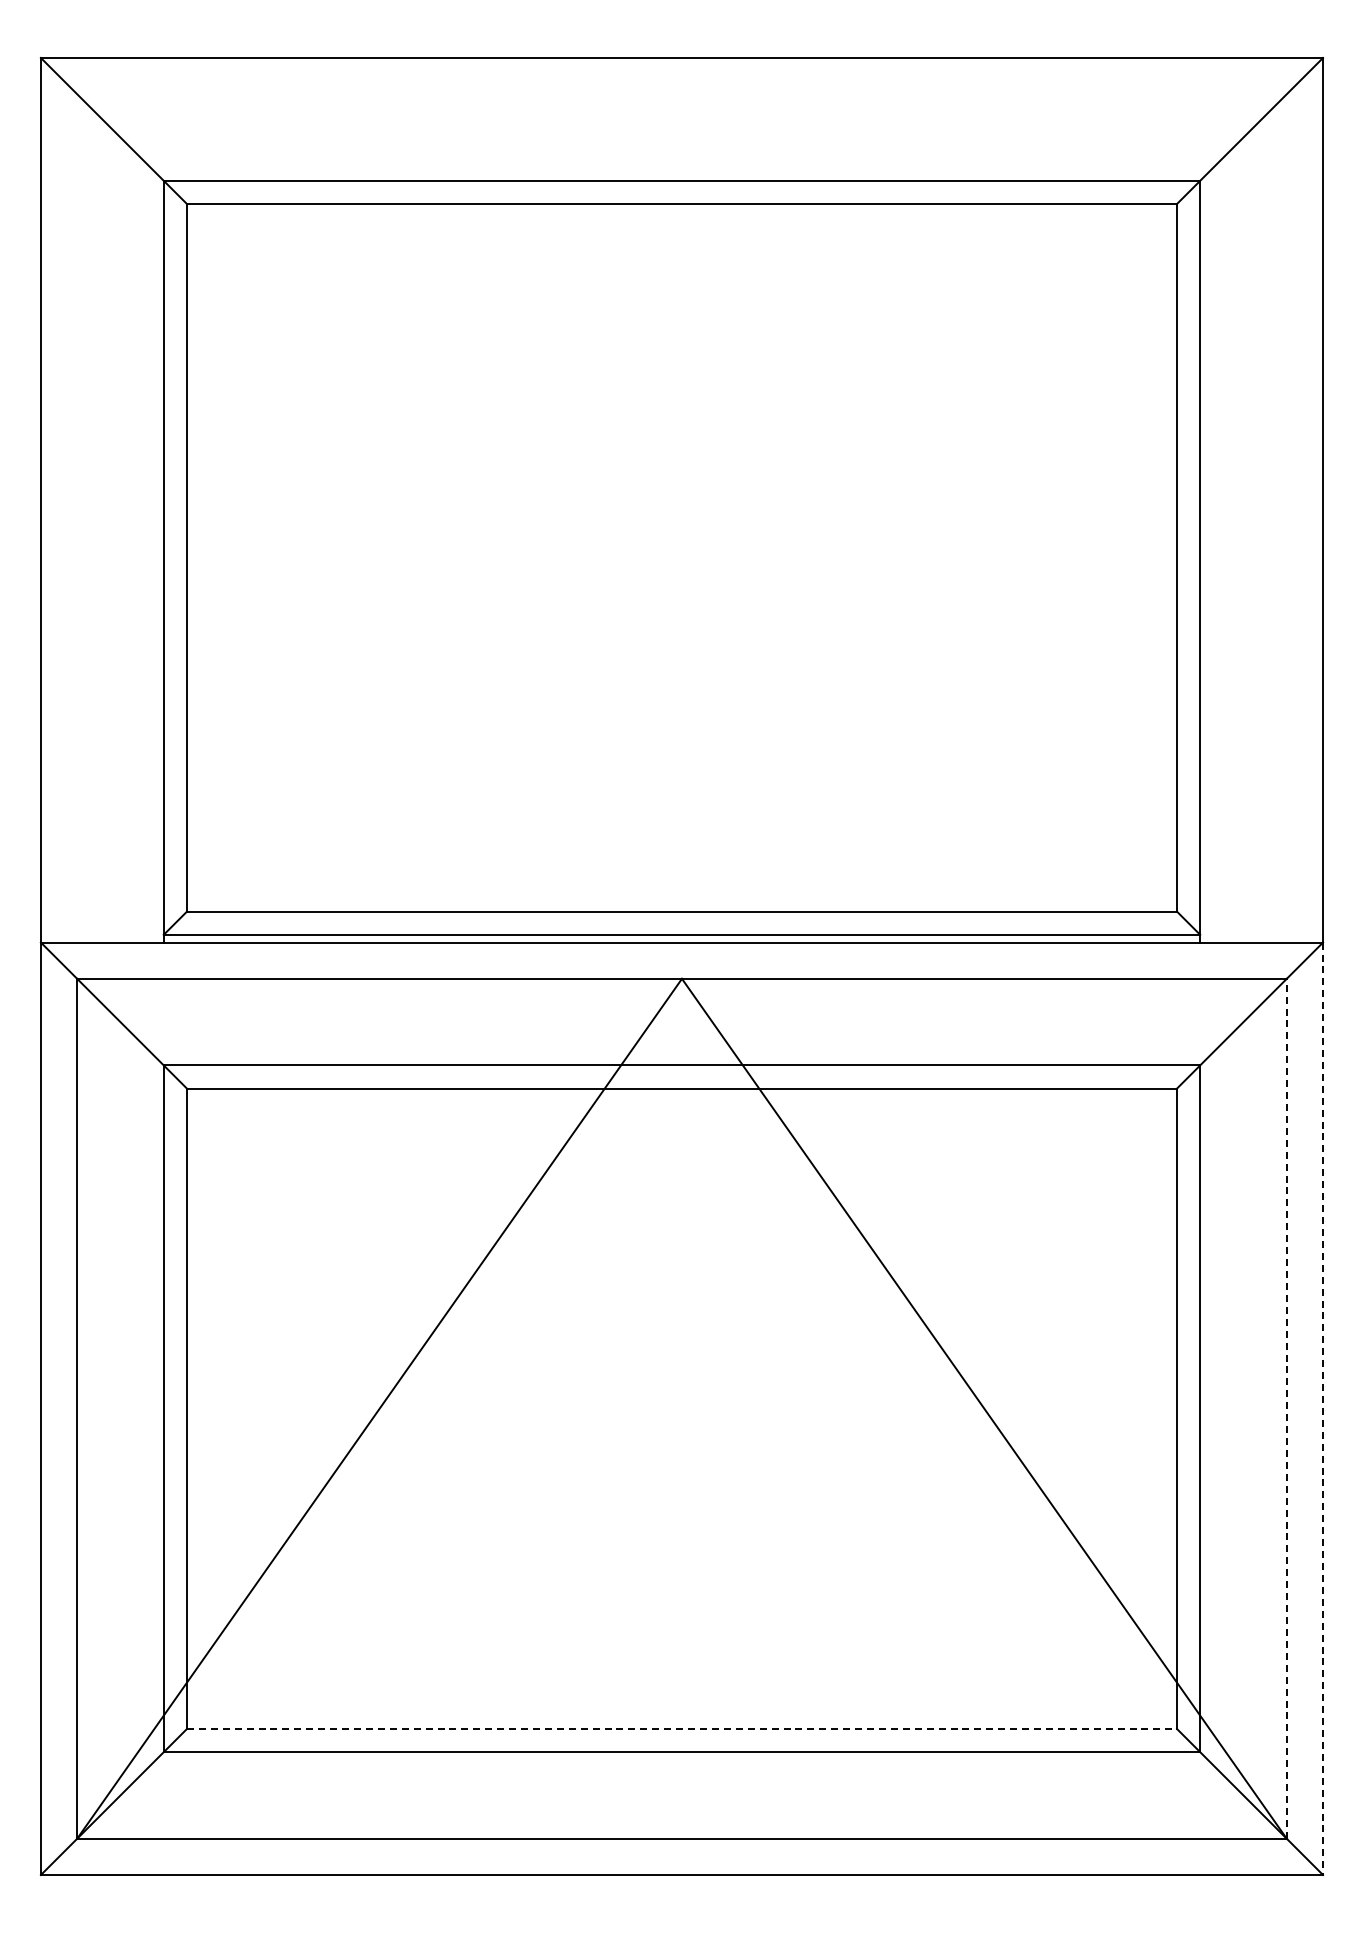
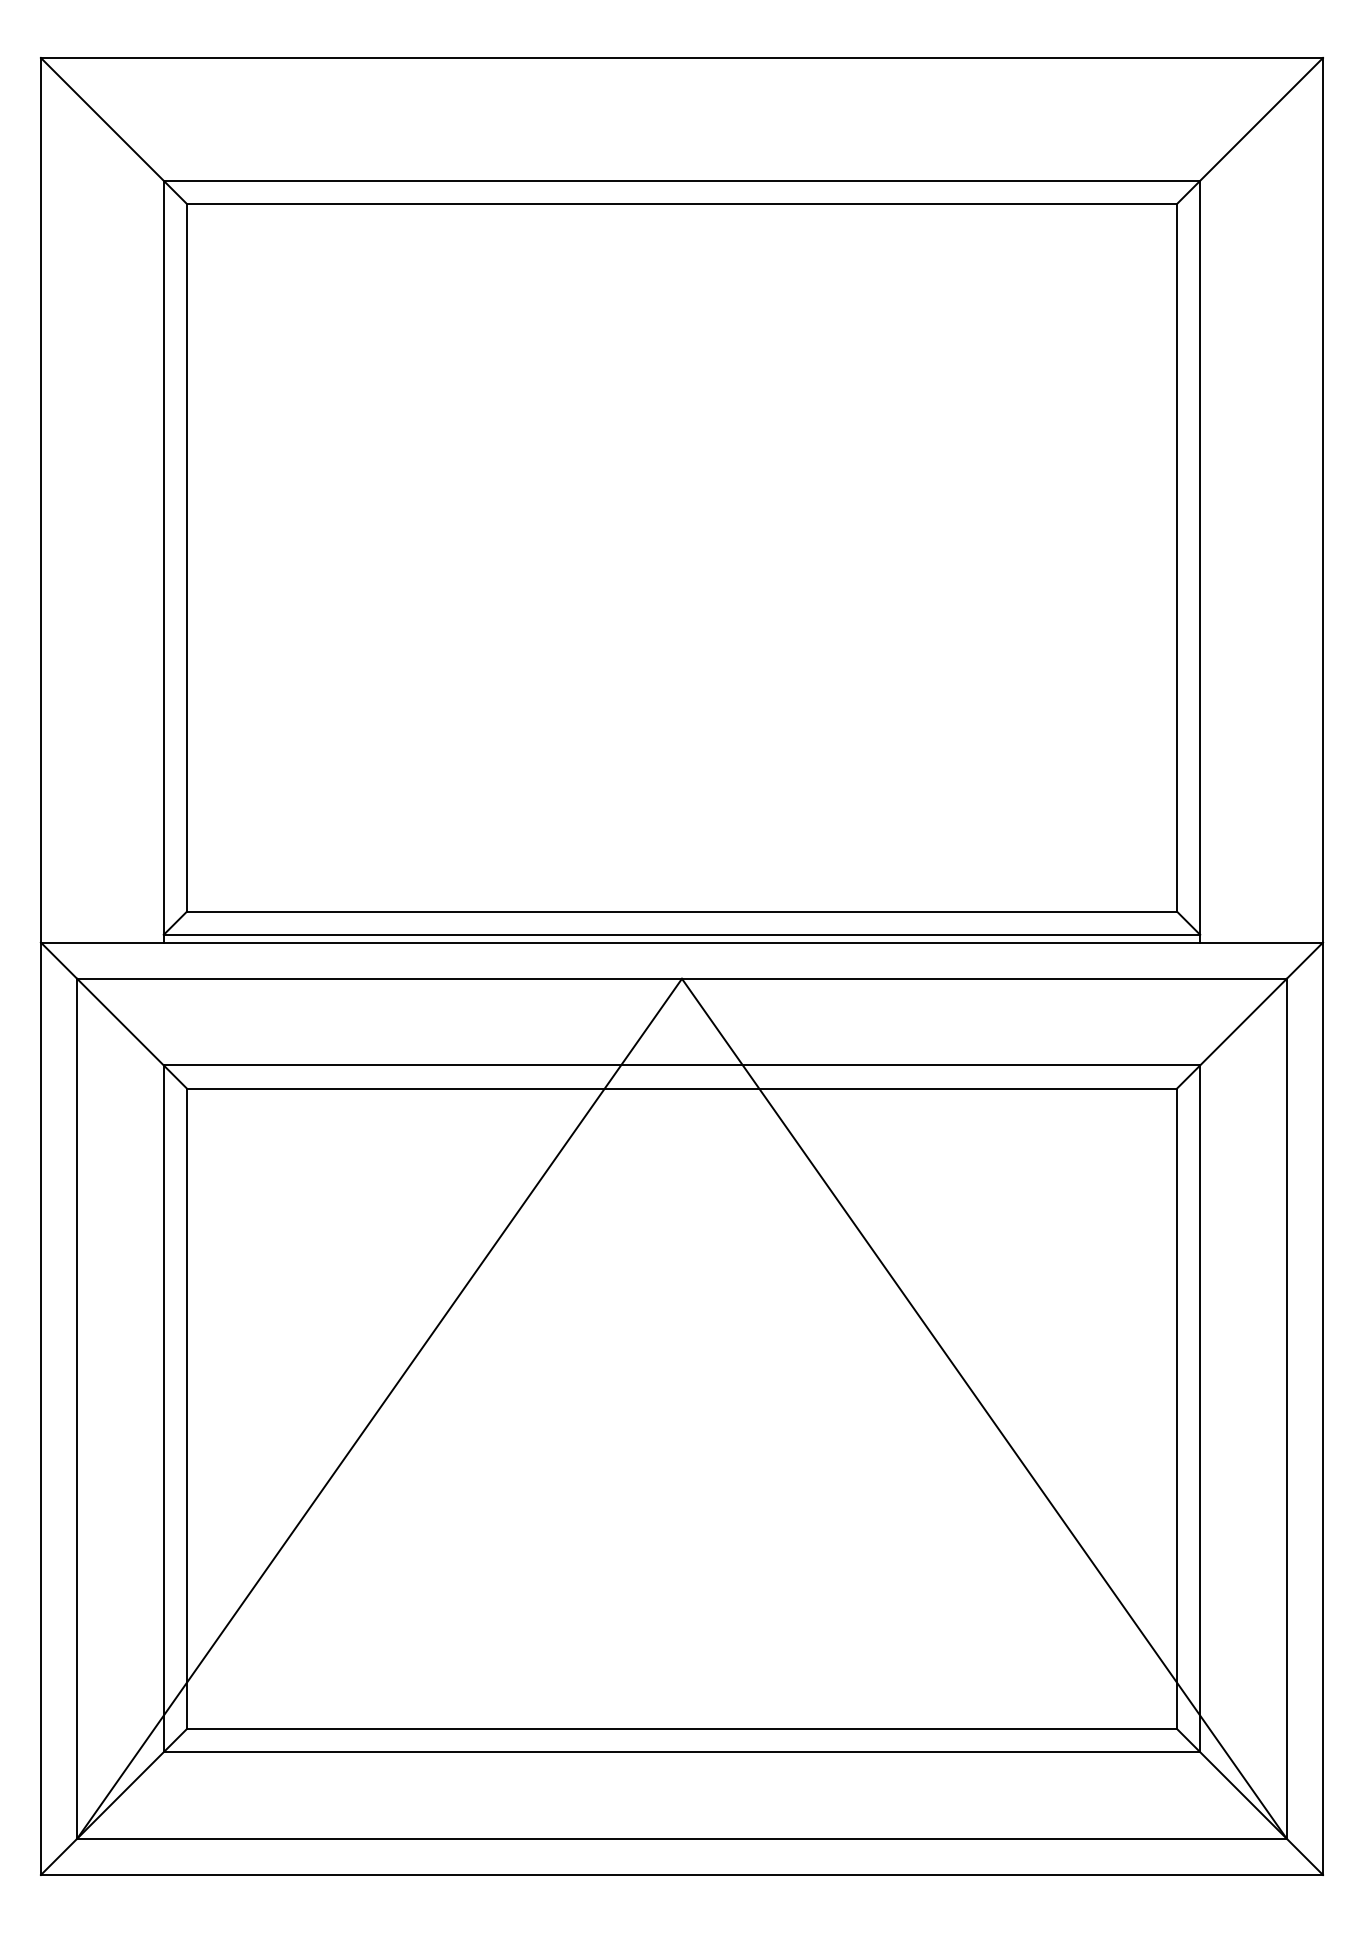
line: dashed -> solid (1286, 1408)
line: dashed -> solid (1323, 1409)
line: dashed -> solid (682, 1729)
